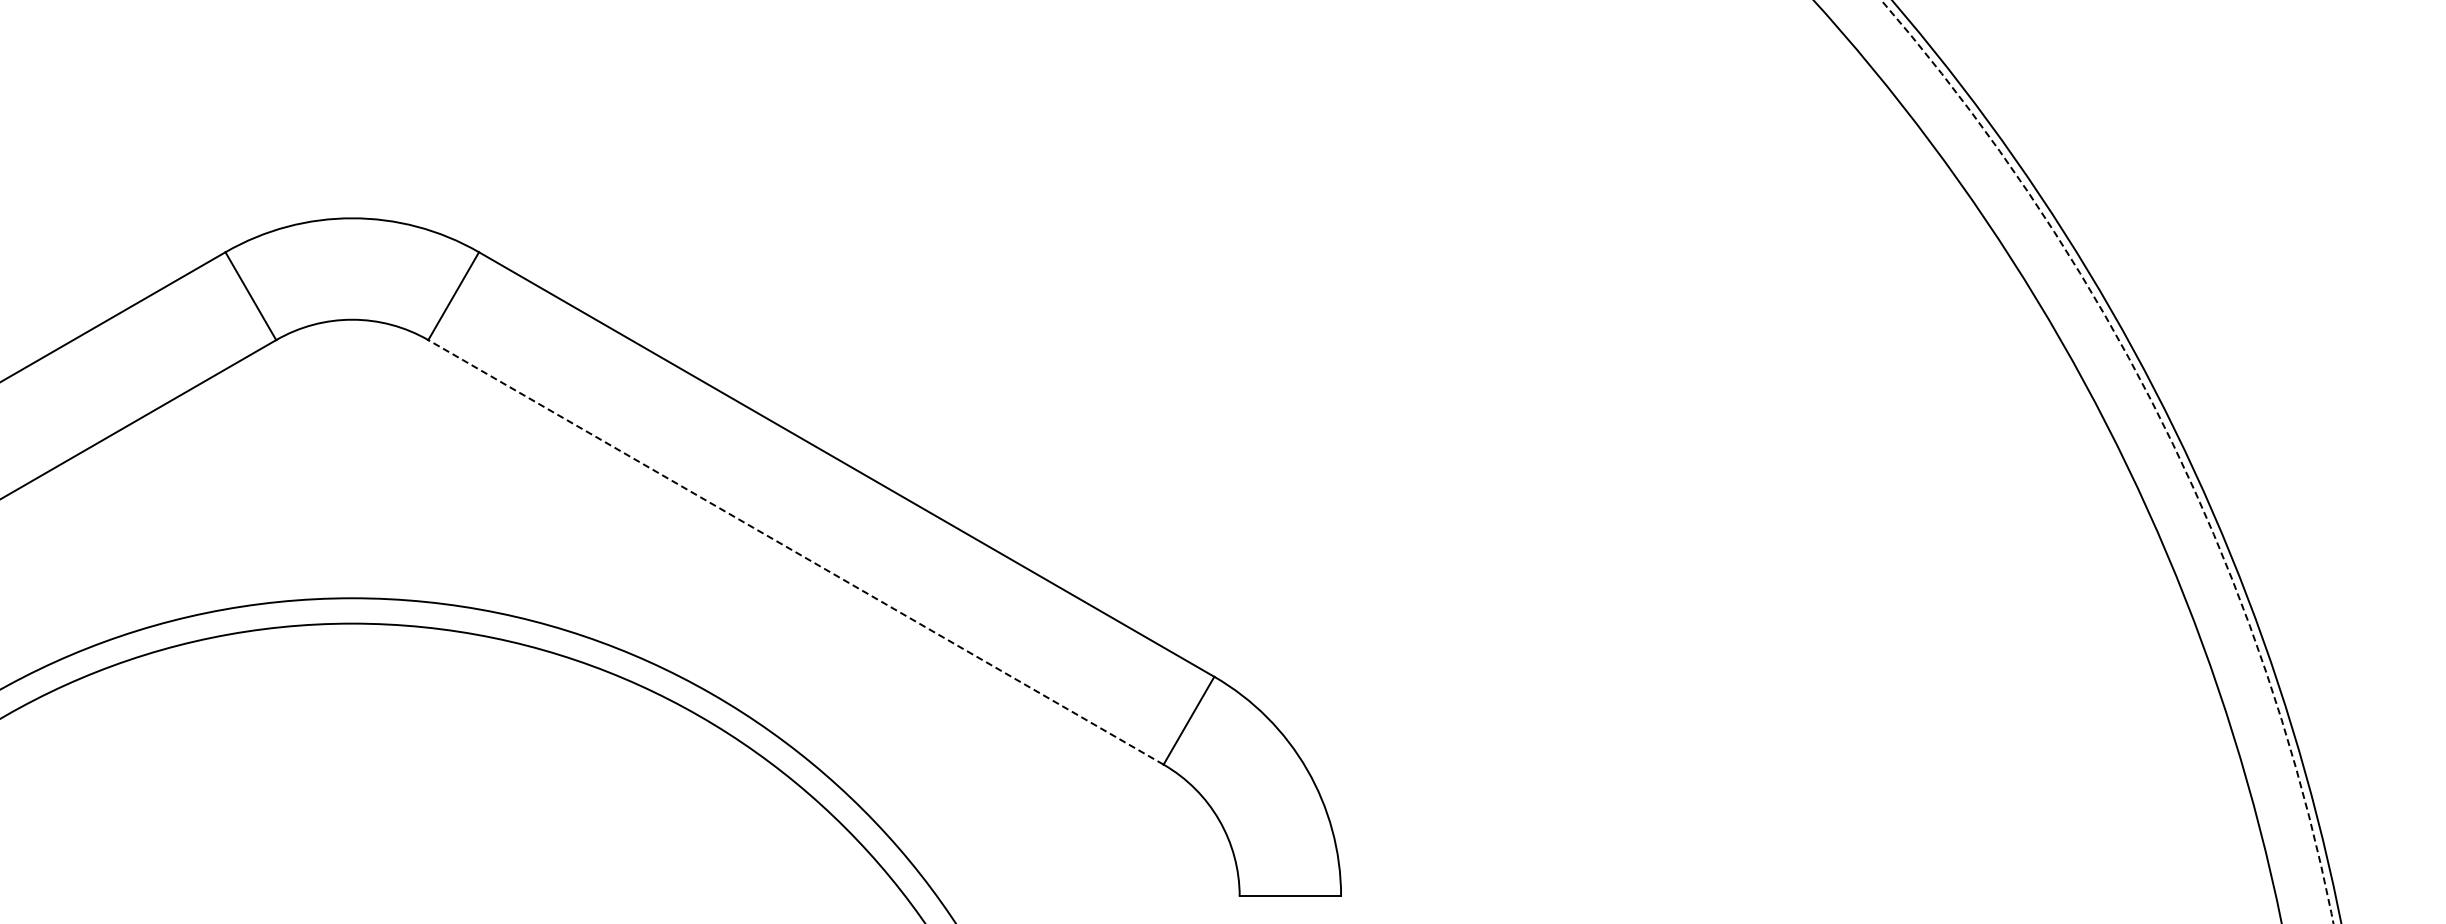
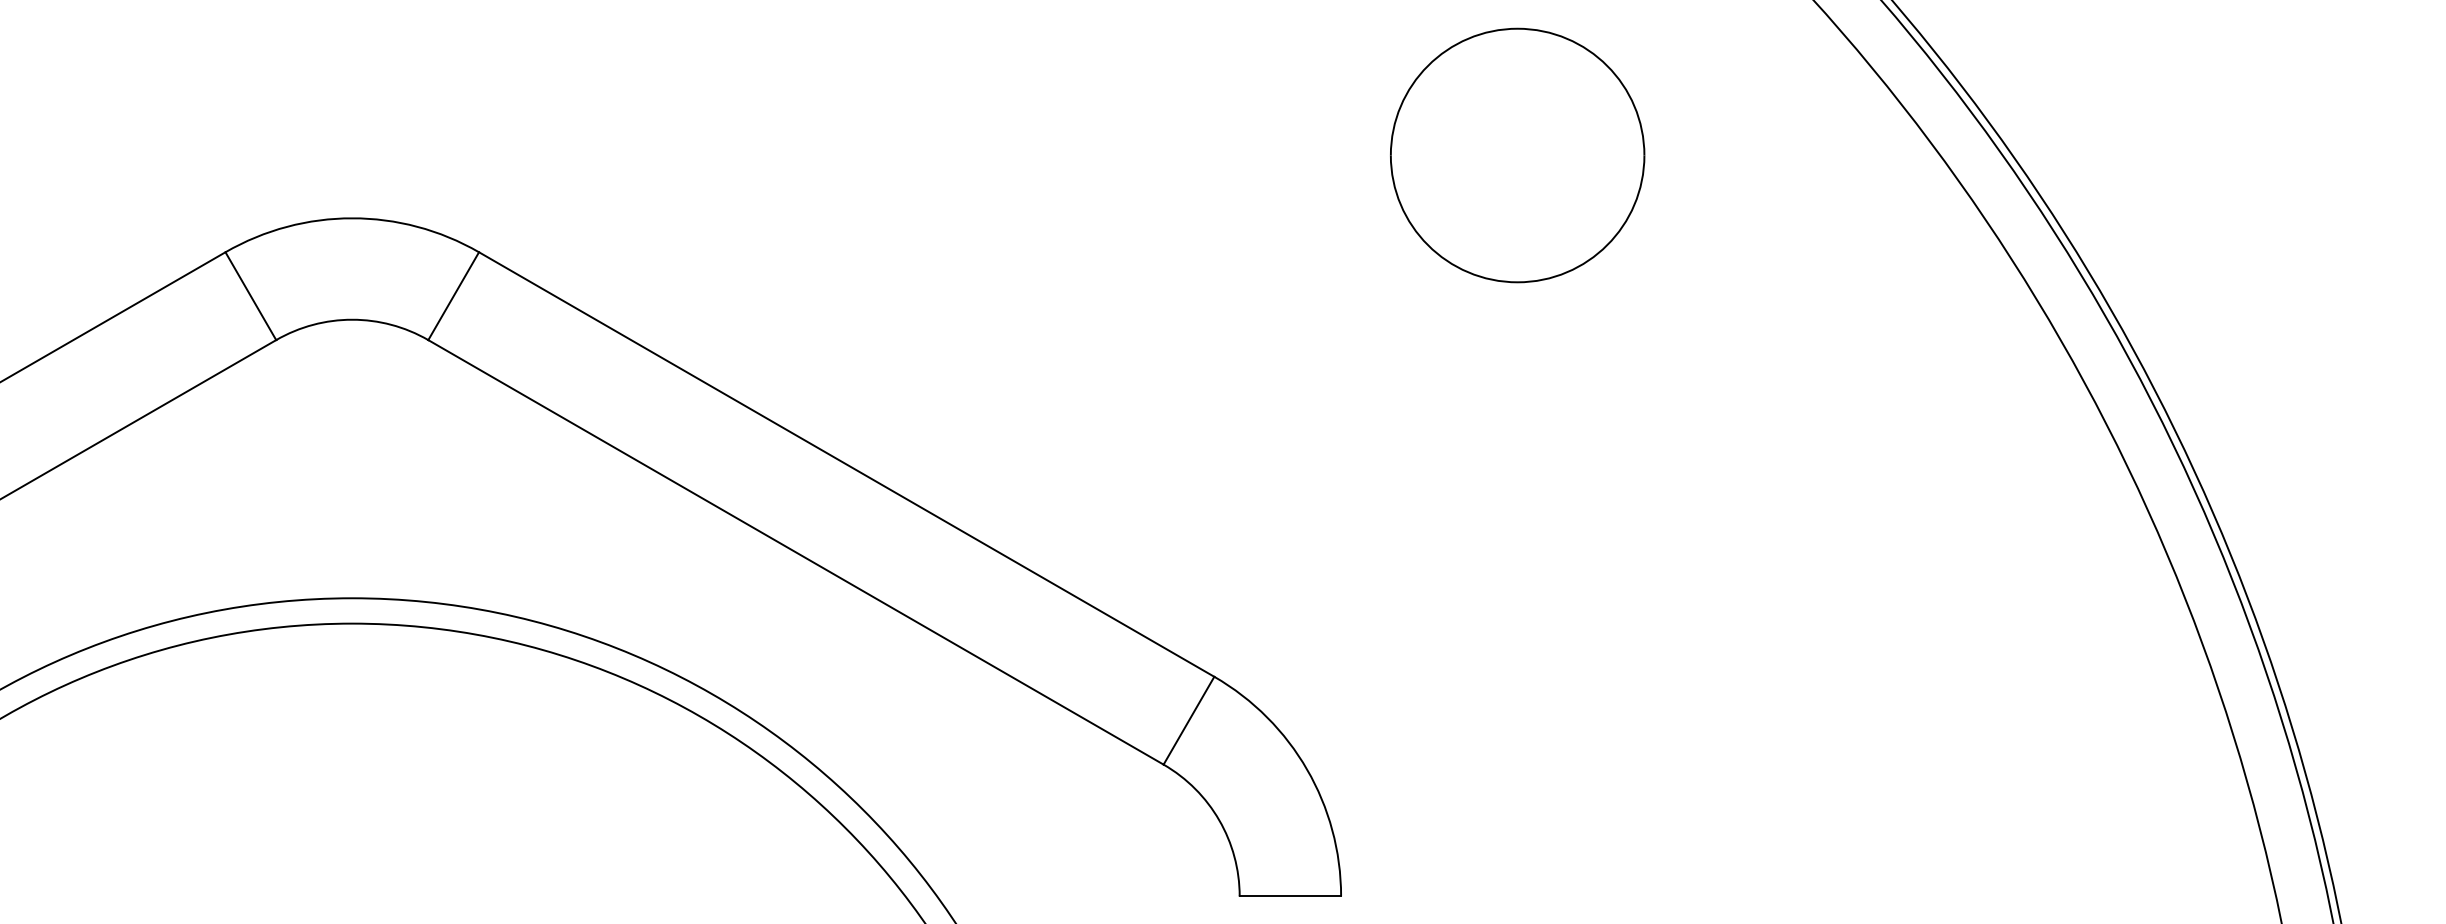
part: none -> present (1517, 155)
arc: dashed -> solid (2166, 430)
line: dashed -> solid (795, 552)
